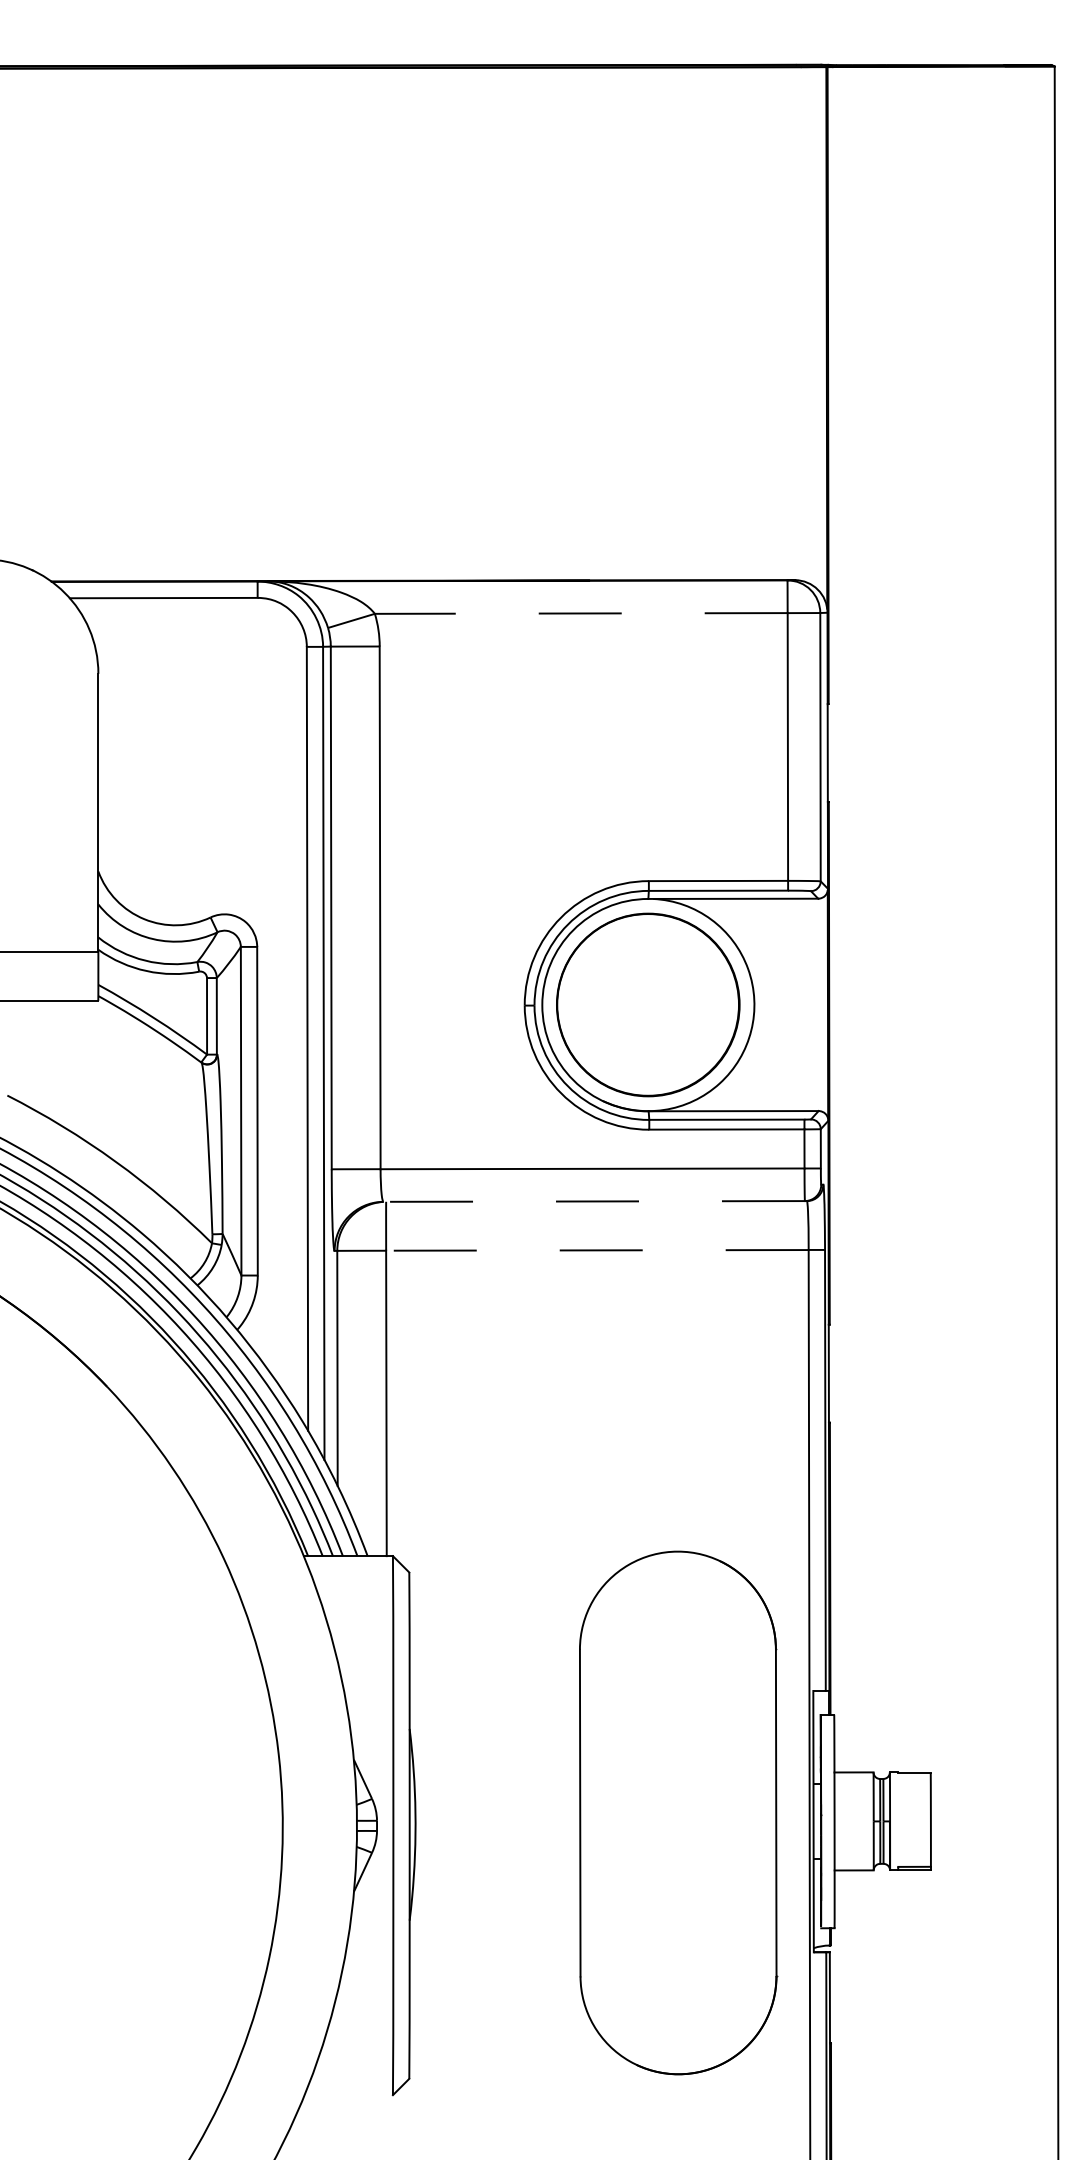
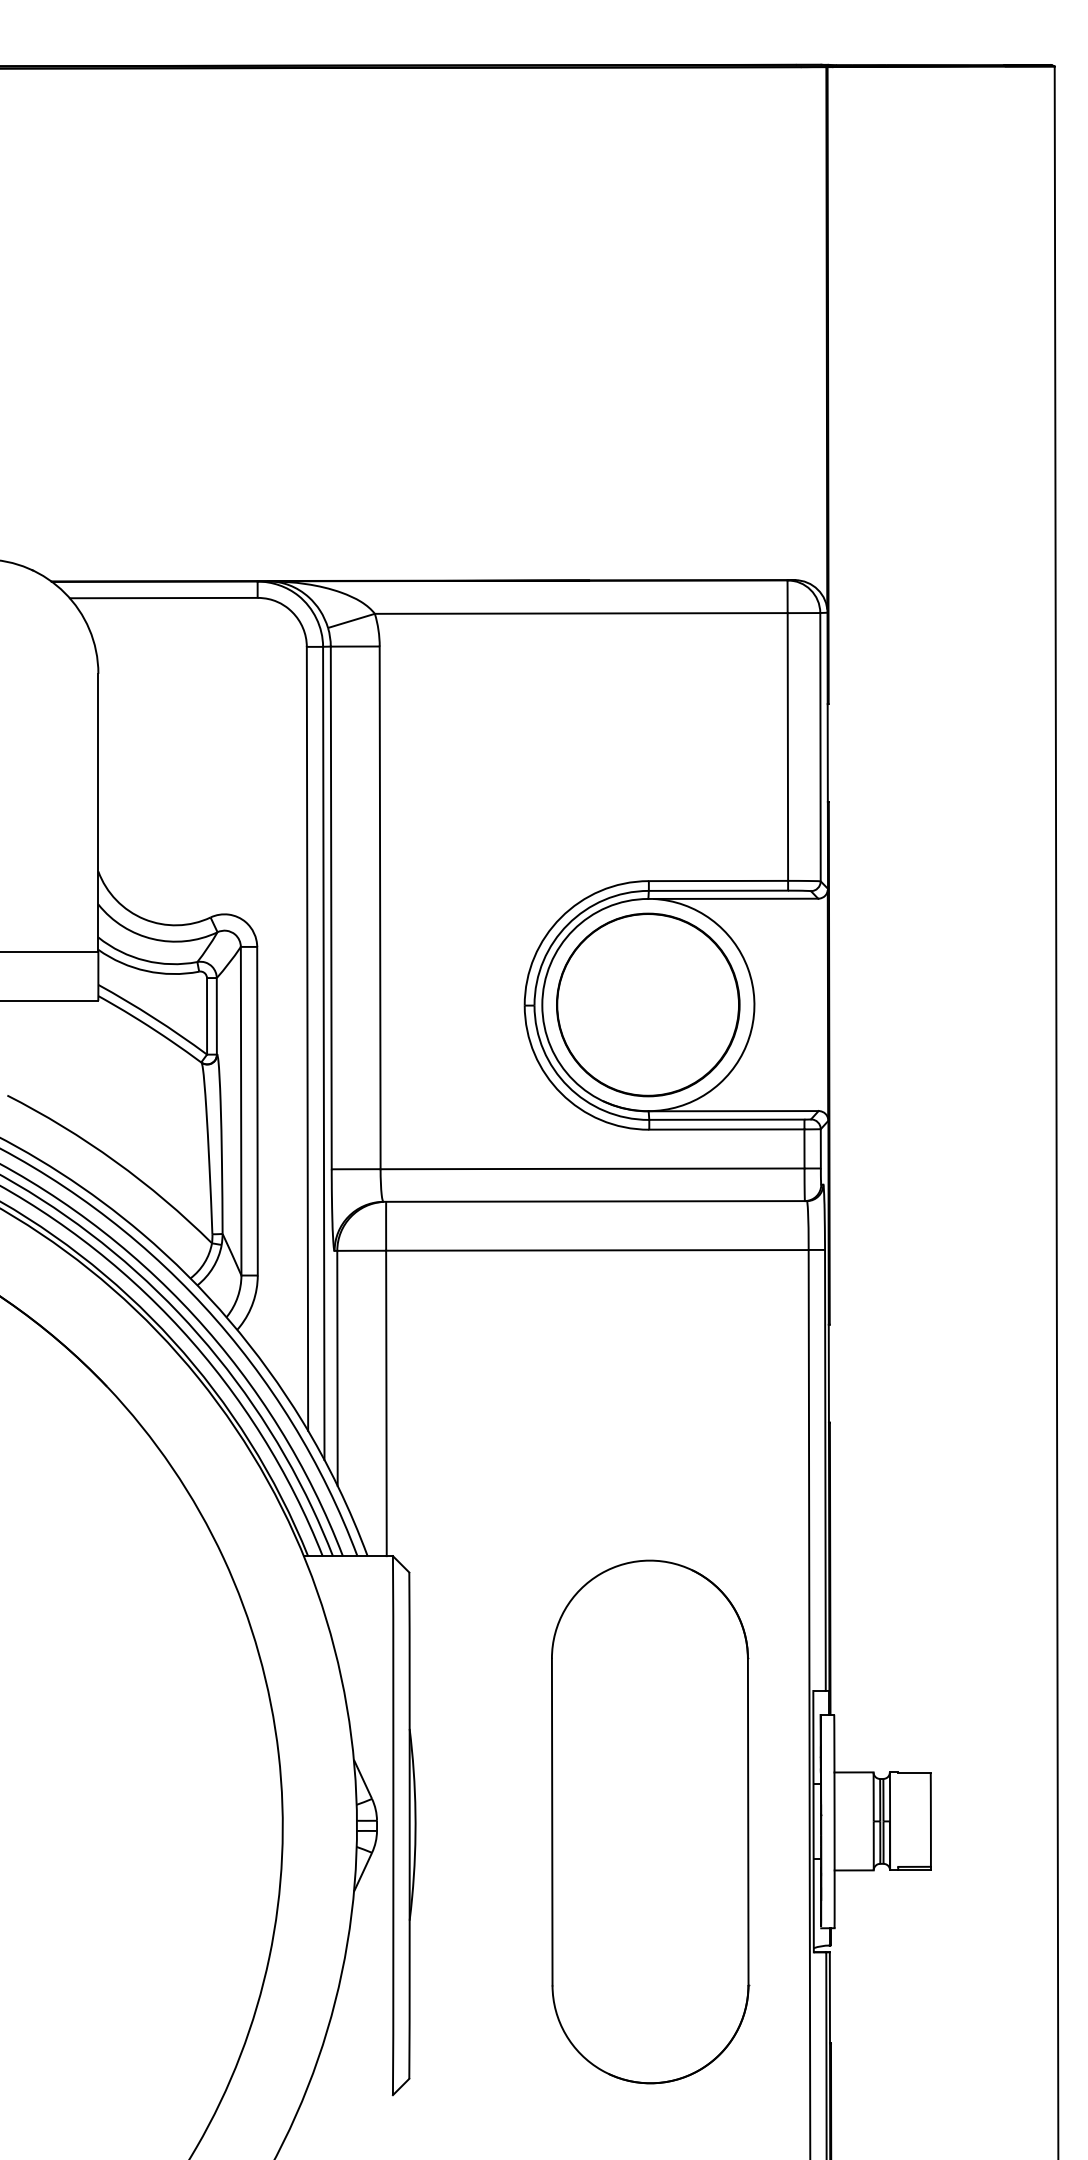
line: dashed -> solid (580, 613)
line: dashed -> solid (594, 1201)
line: dashed -> solid (596, 1250)
part position: (678, 1812) -> (650, 1821) (650, 1821)
